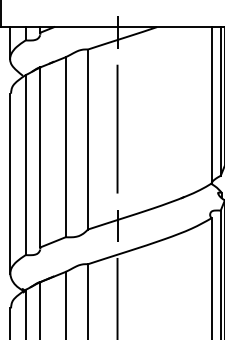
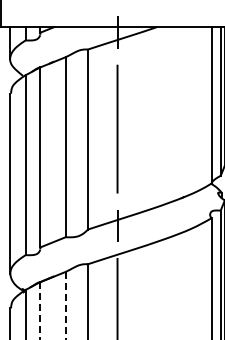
line: solid -> dashed (65, 305)
line: solid -> dashed (40, 310)
